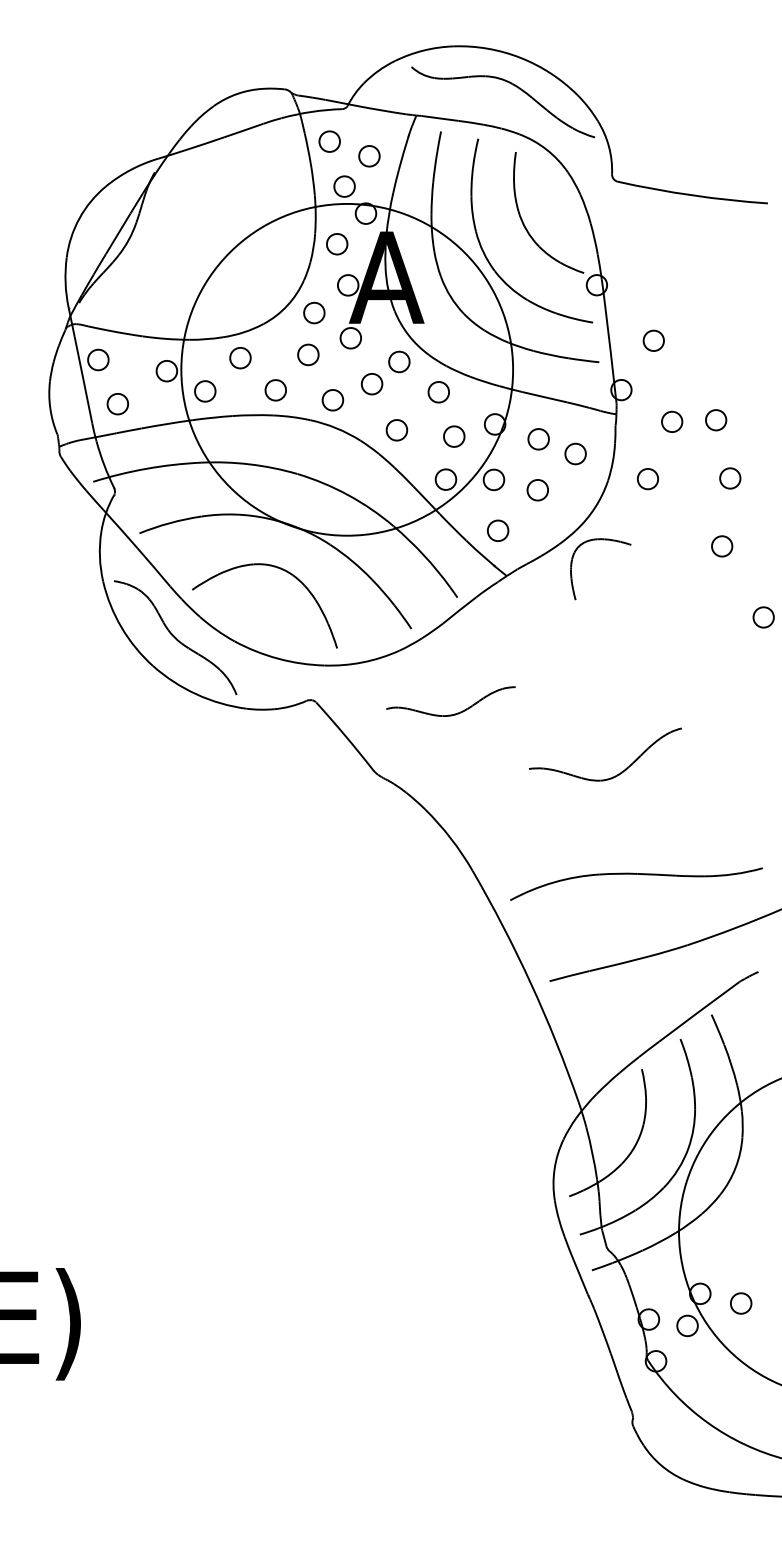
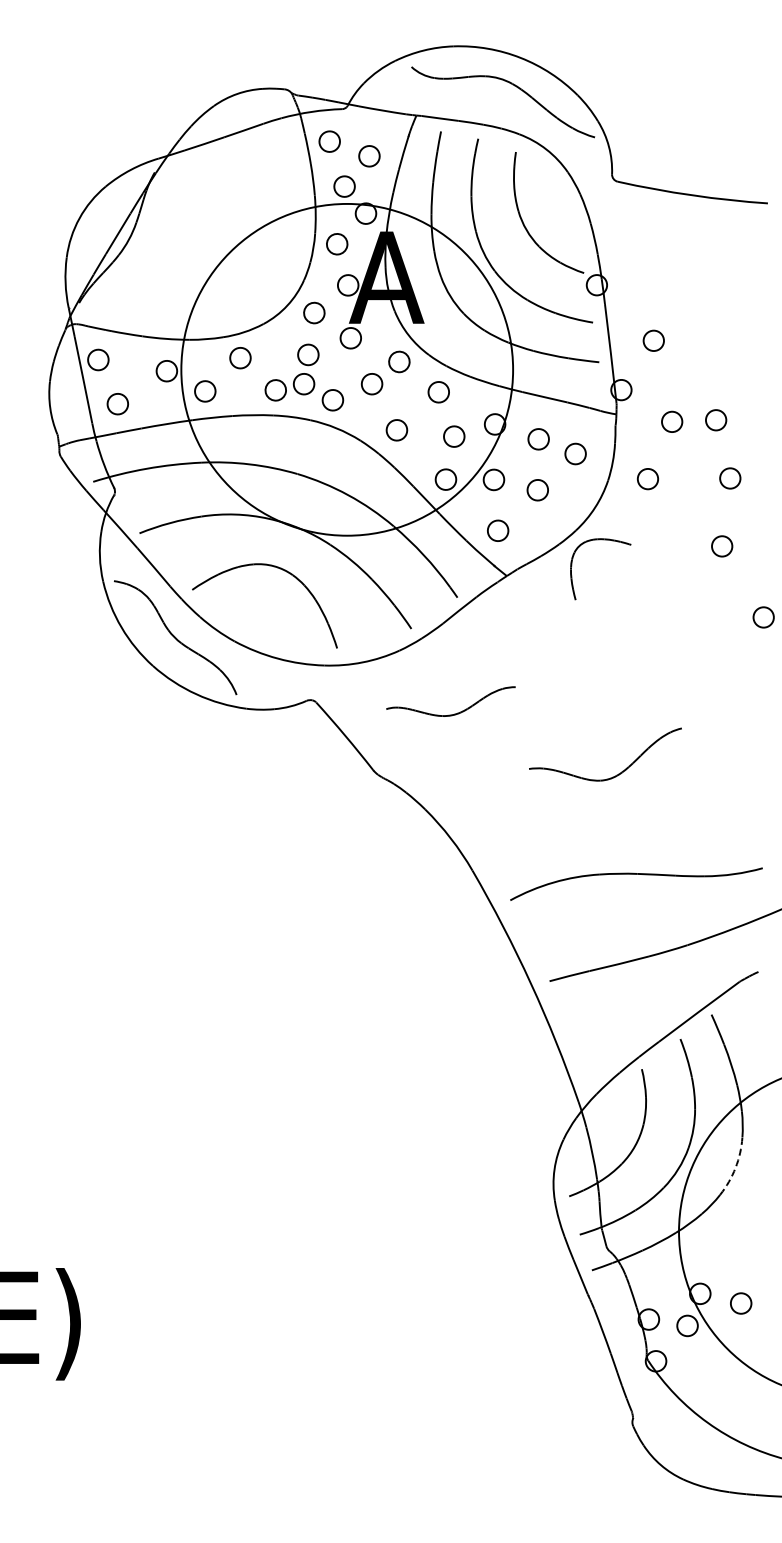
part: none -> present (304, 384)
arc: solid -> dashed (735, 1167)
